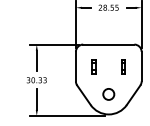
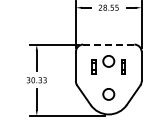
line: solid -> dashed (108, 44)
circle: none -> present (108, 61)
